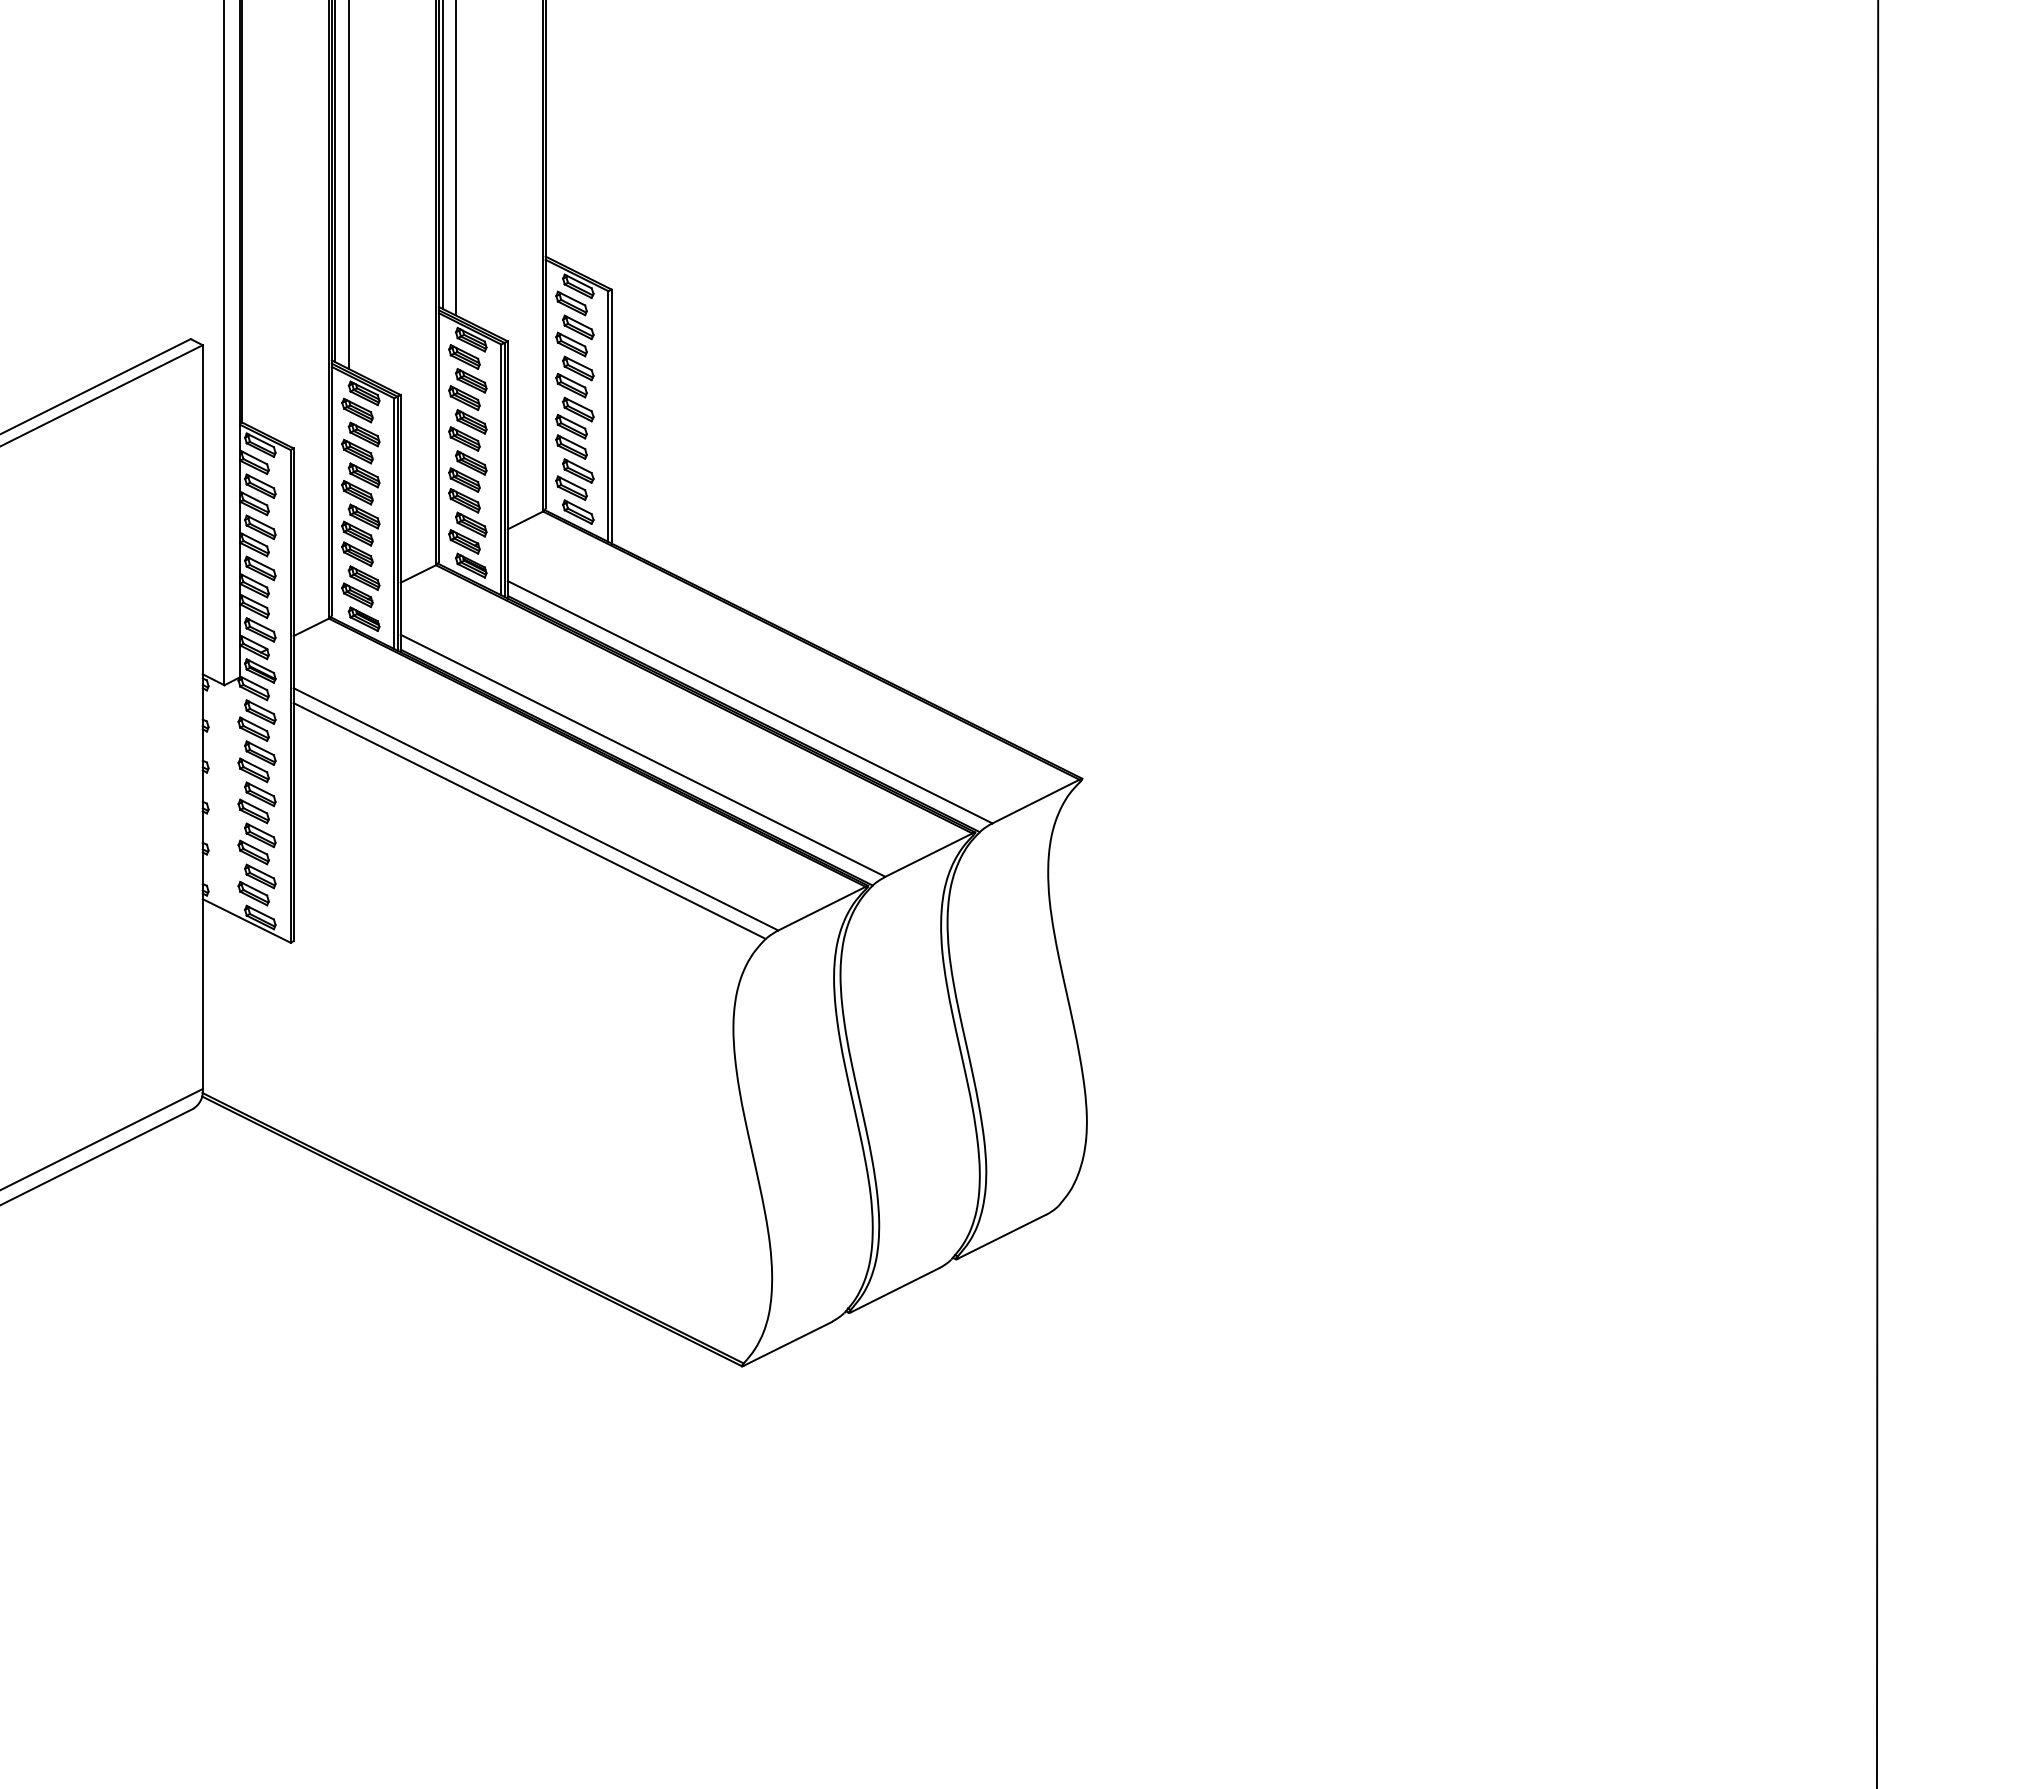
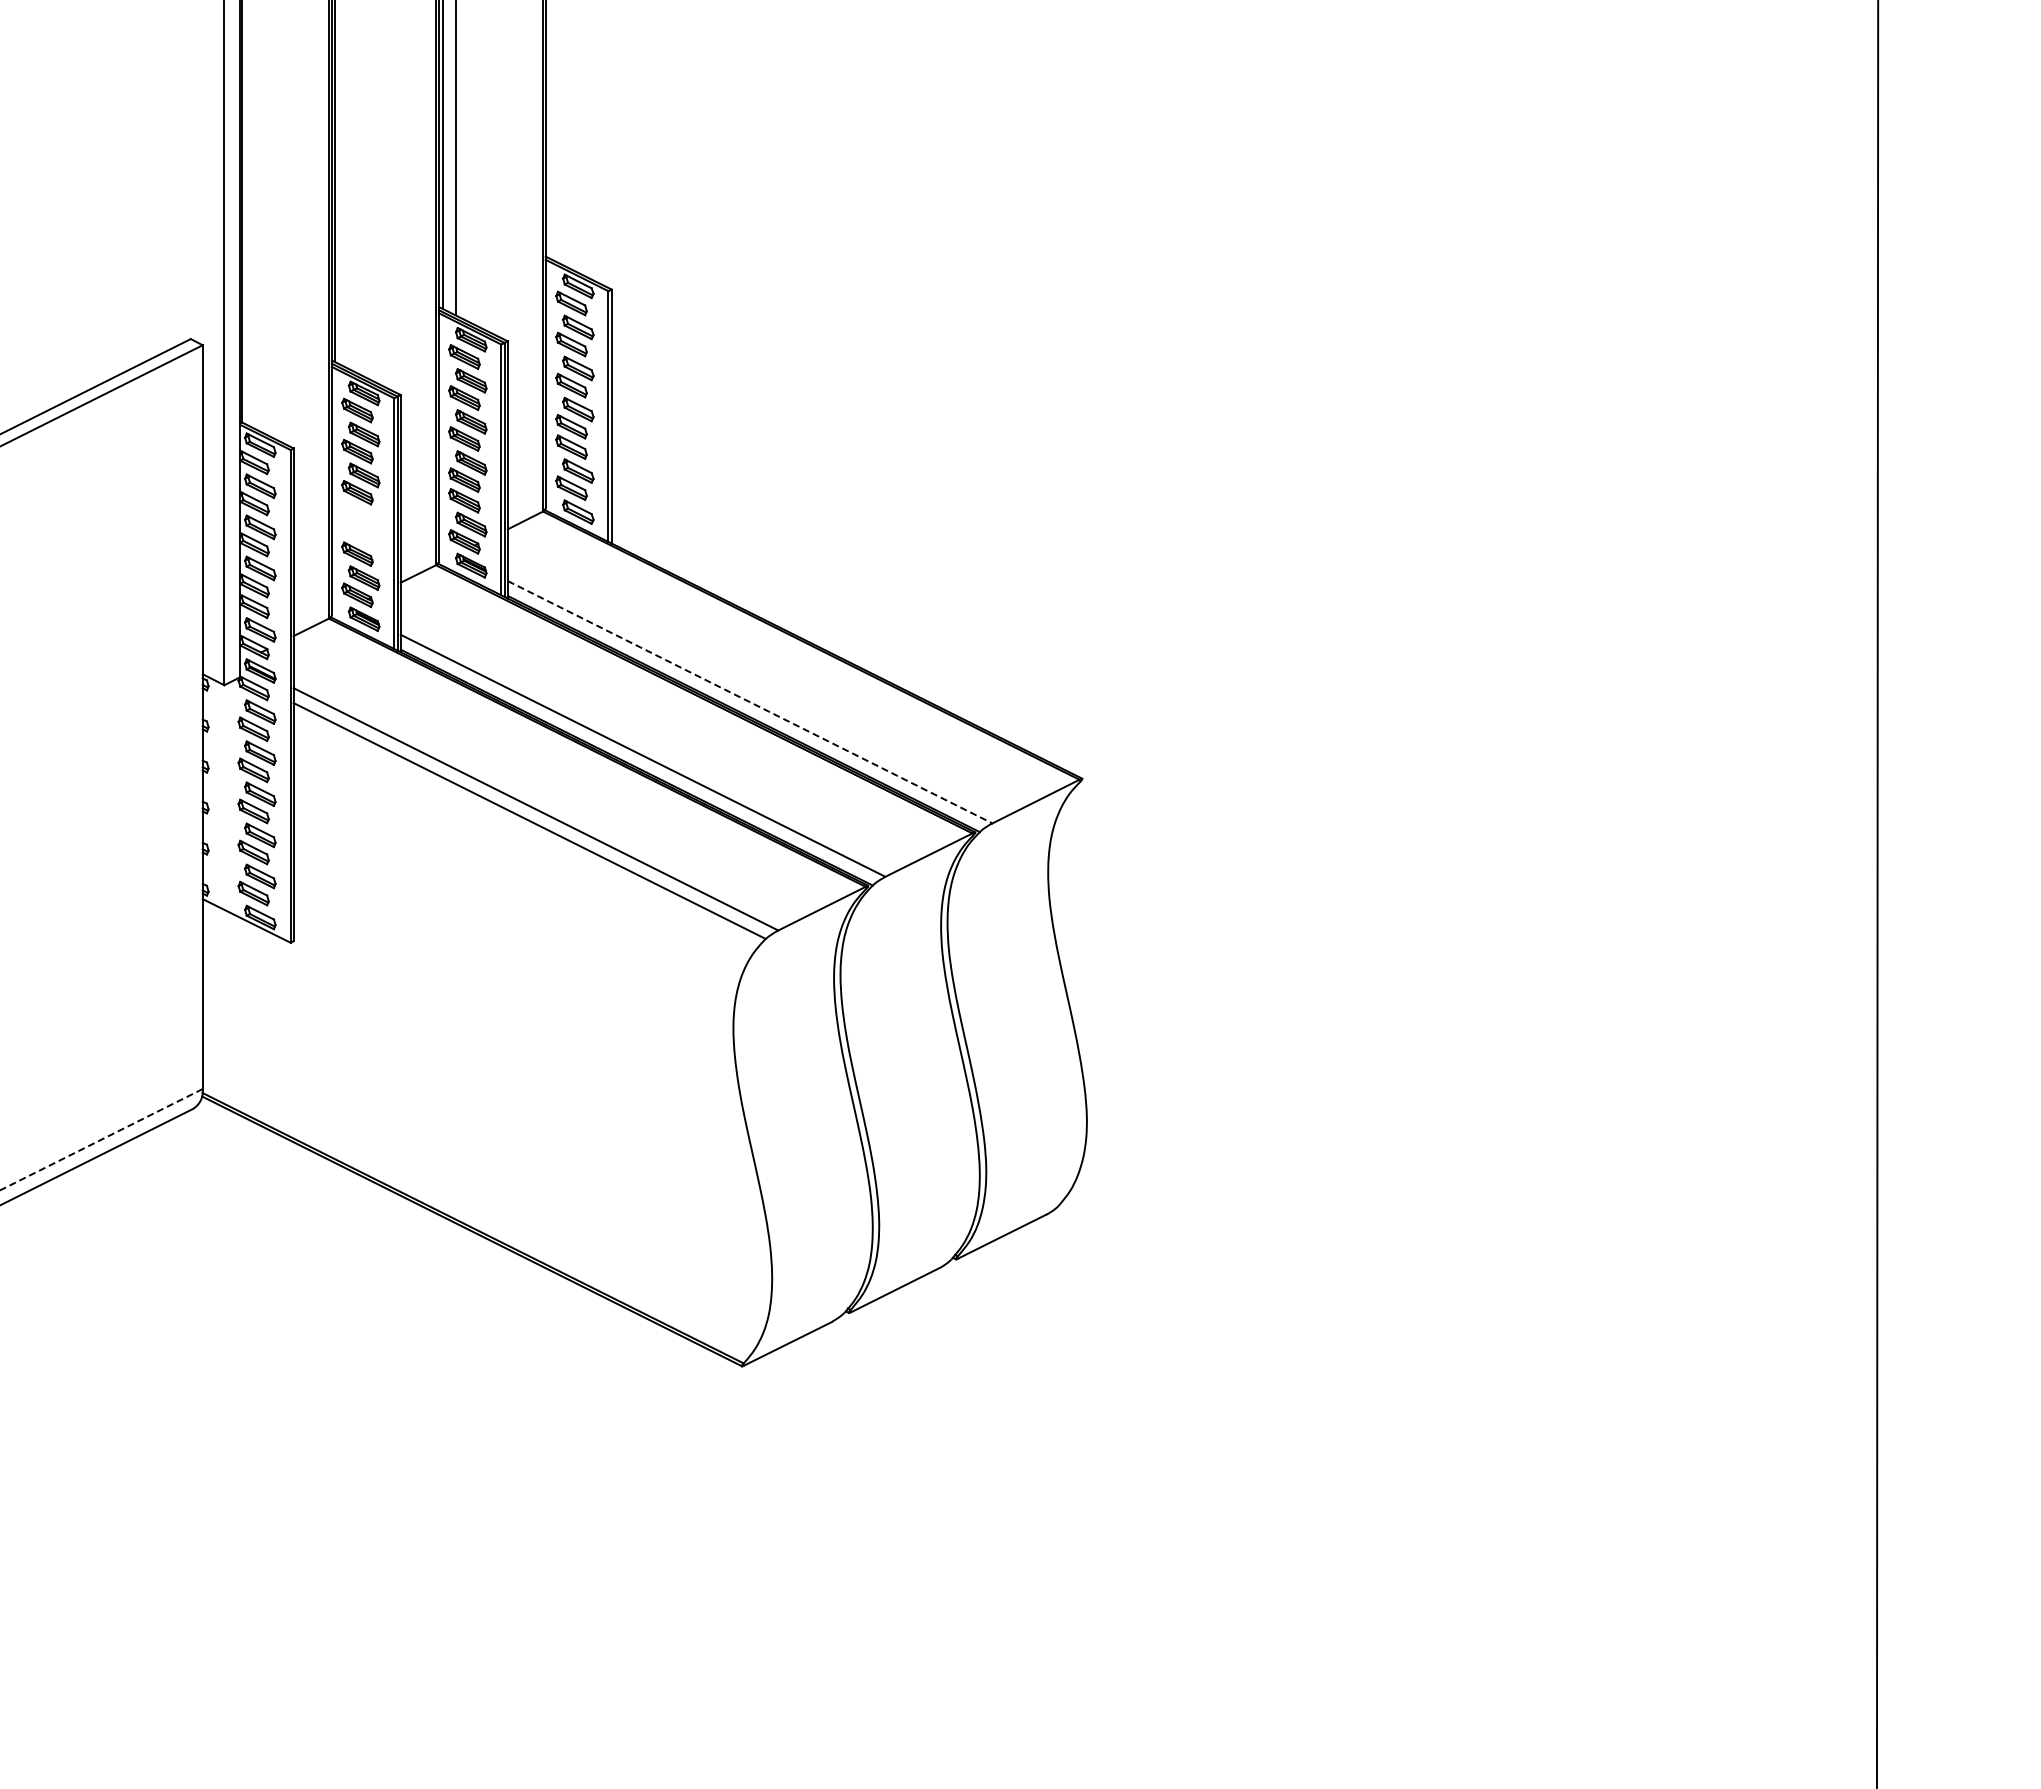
line: present -> none (348, 185)
part: present -> none (360, 524)
line: solid -> dashed (750, 702)
line: solid -> dashed (100, 1139)
